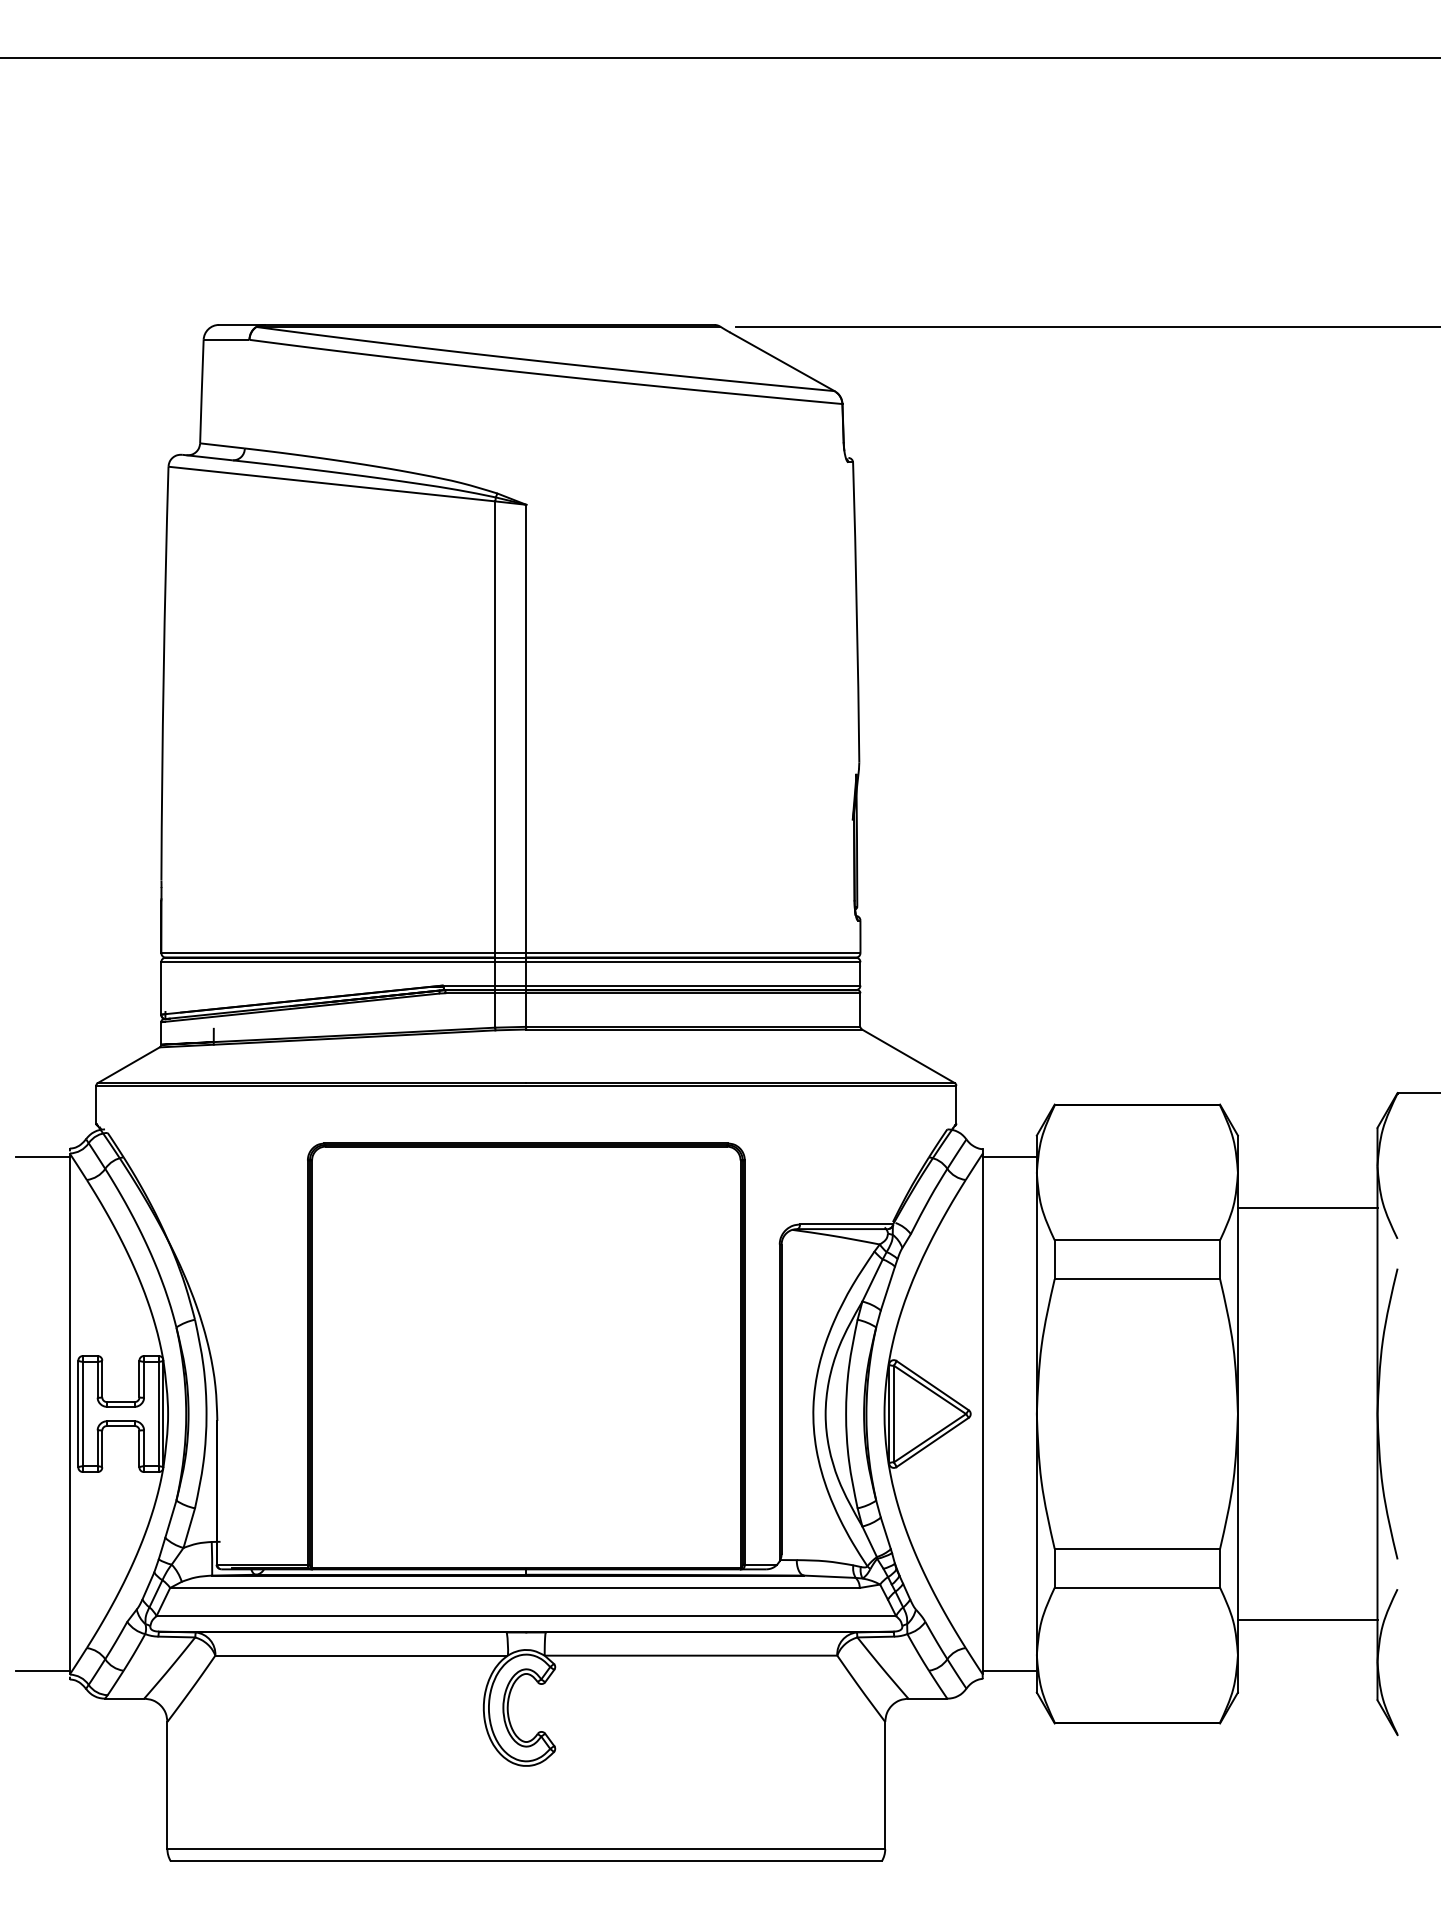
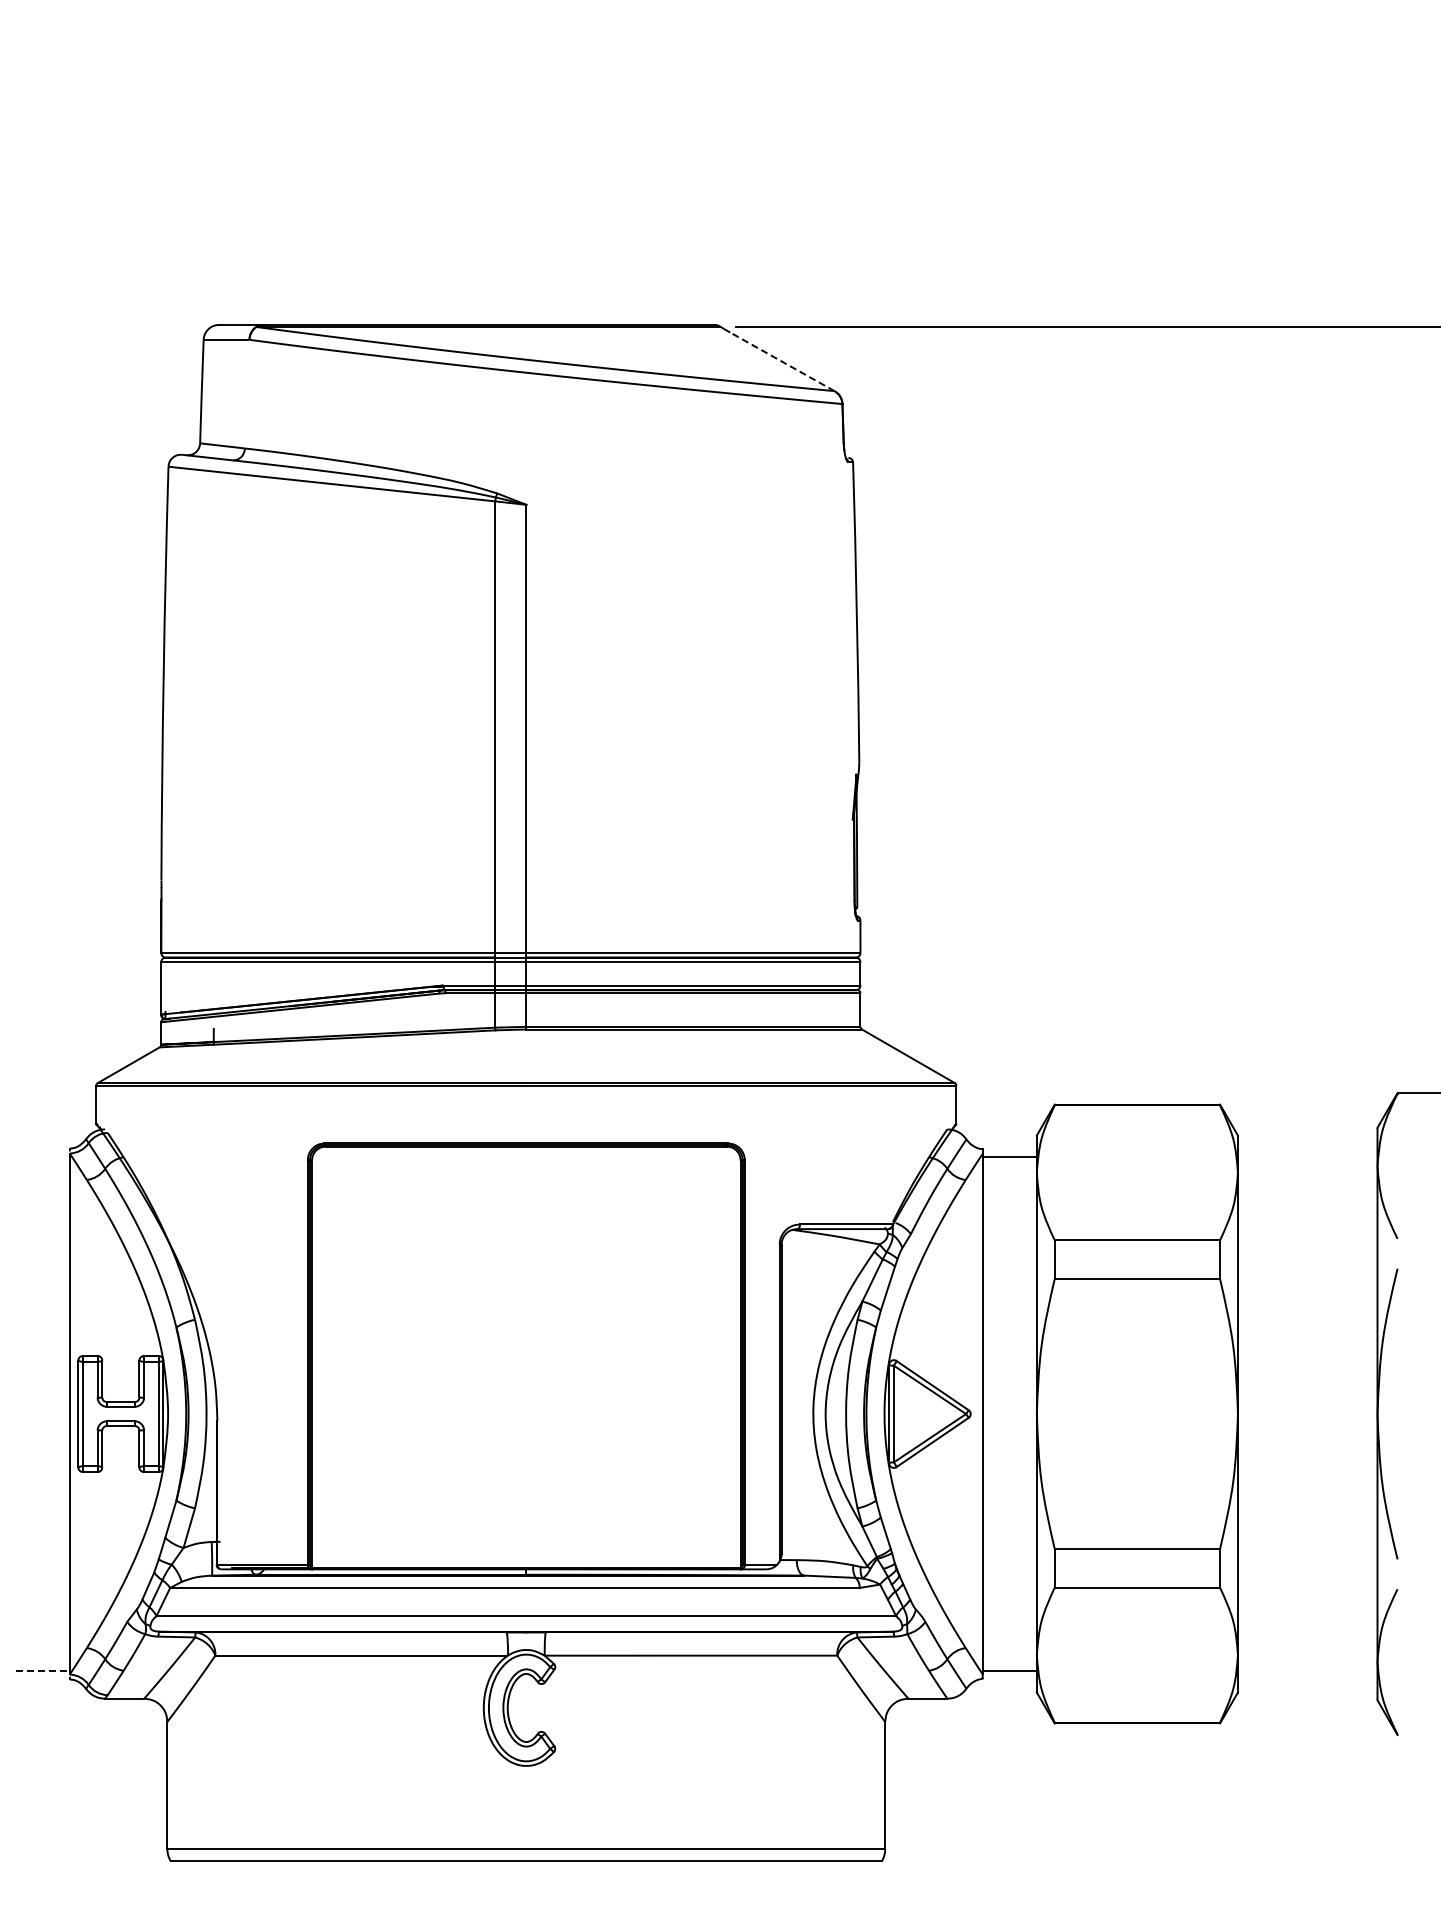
line: present -> none (719, 57)
line: solid -> dashed (782, 361)
line: present -> none (42, 1156)
line: present -> none (1307, 1208)
line: present -> none (1307, 1619)
line: solid -> dashed (43, 1671)
